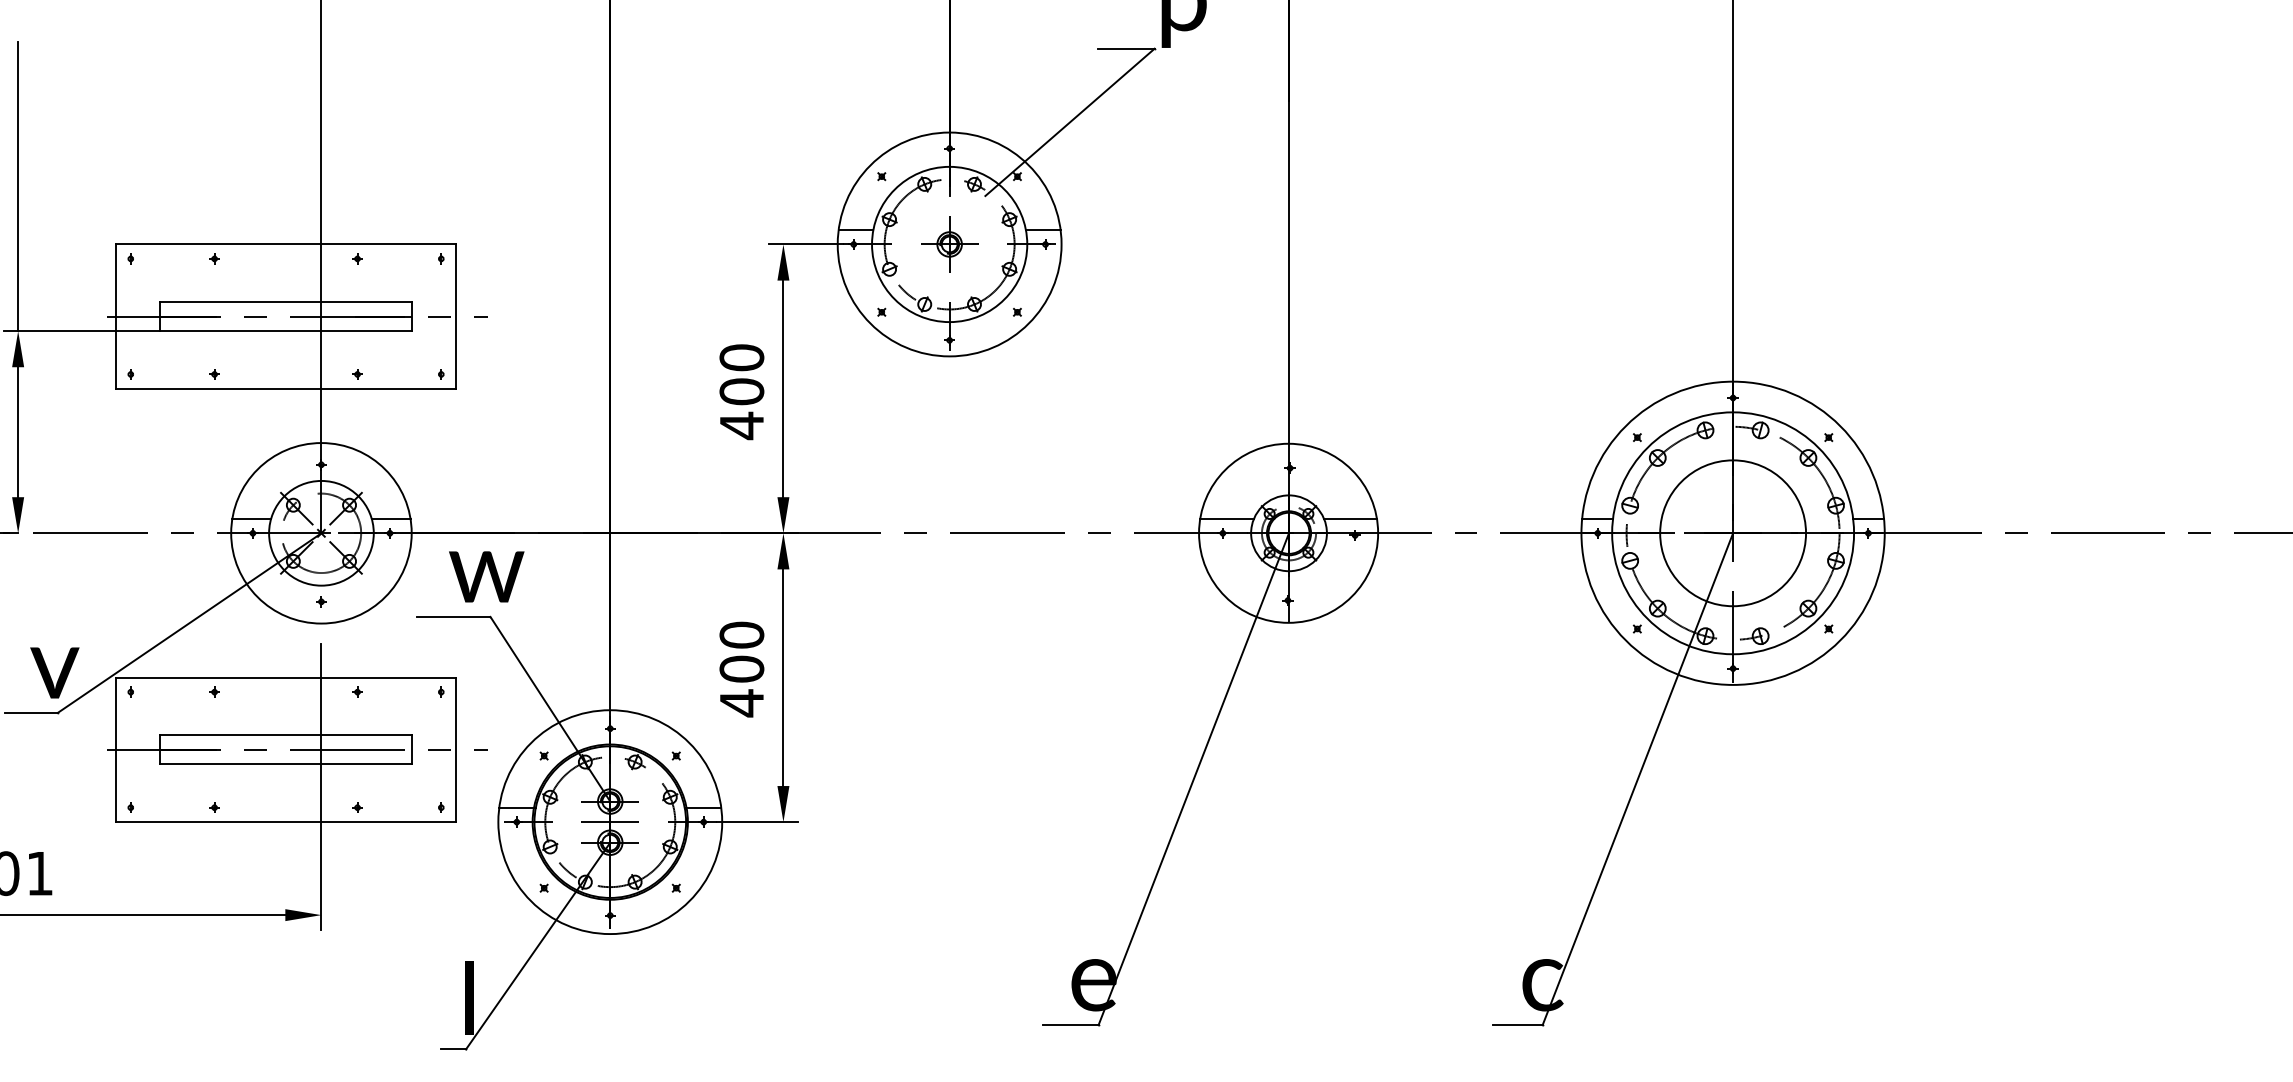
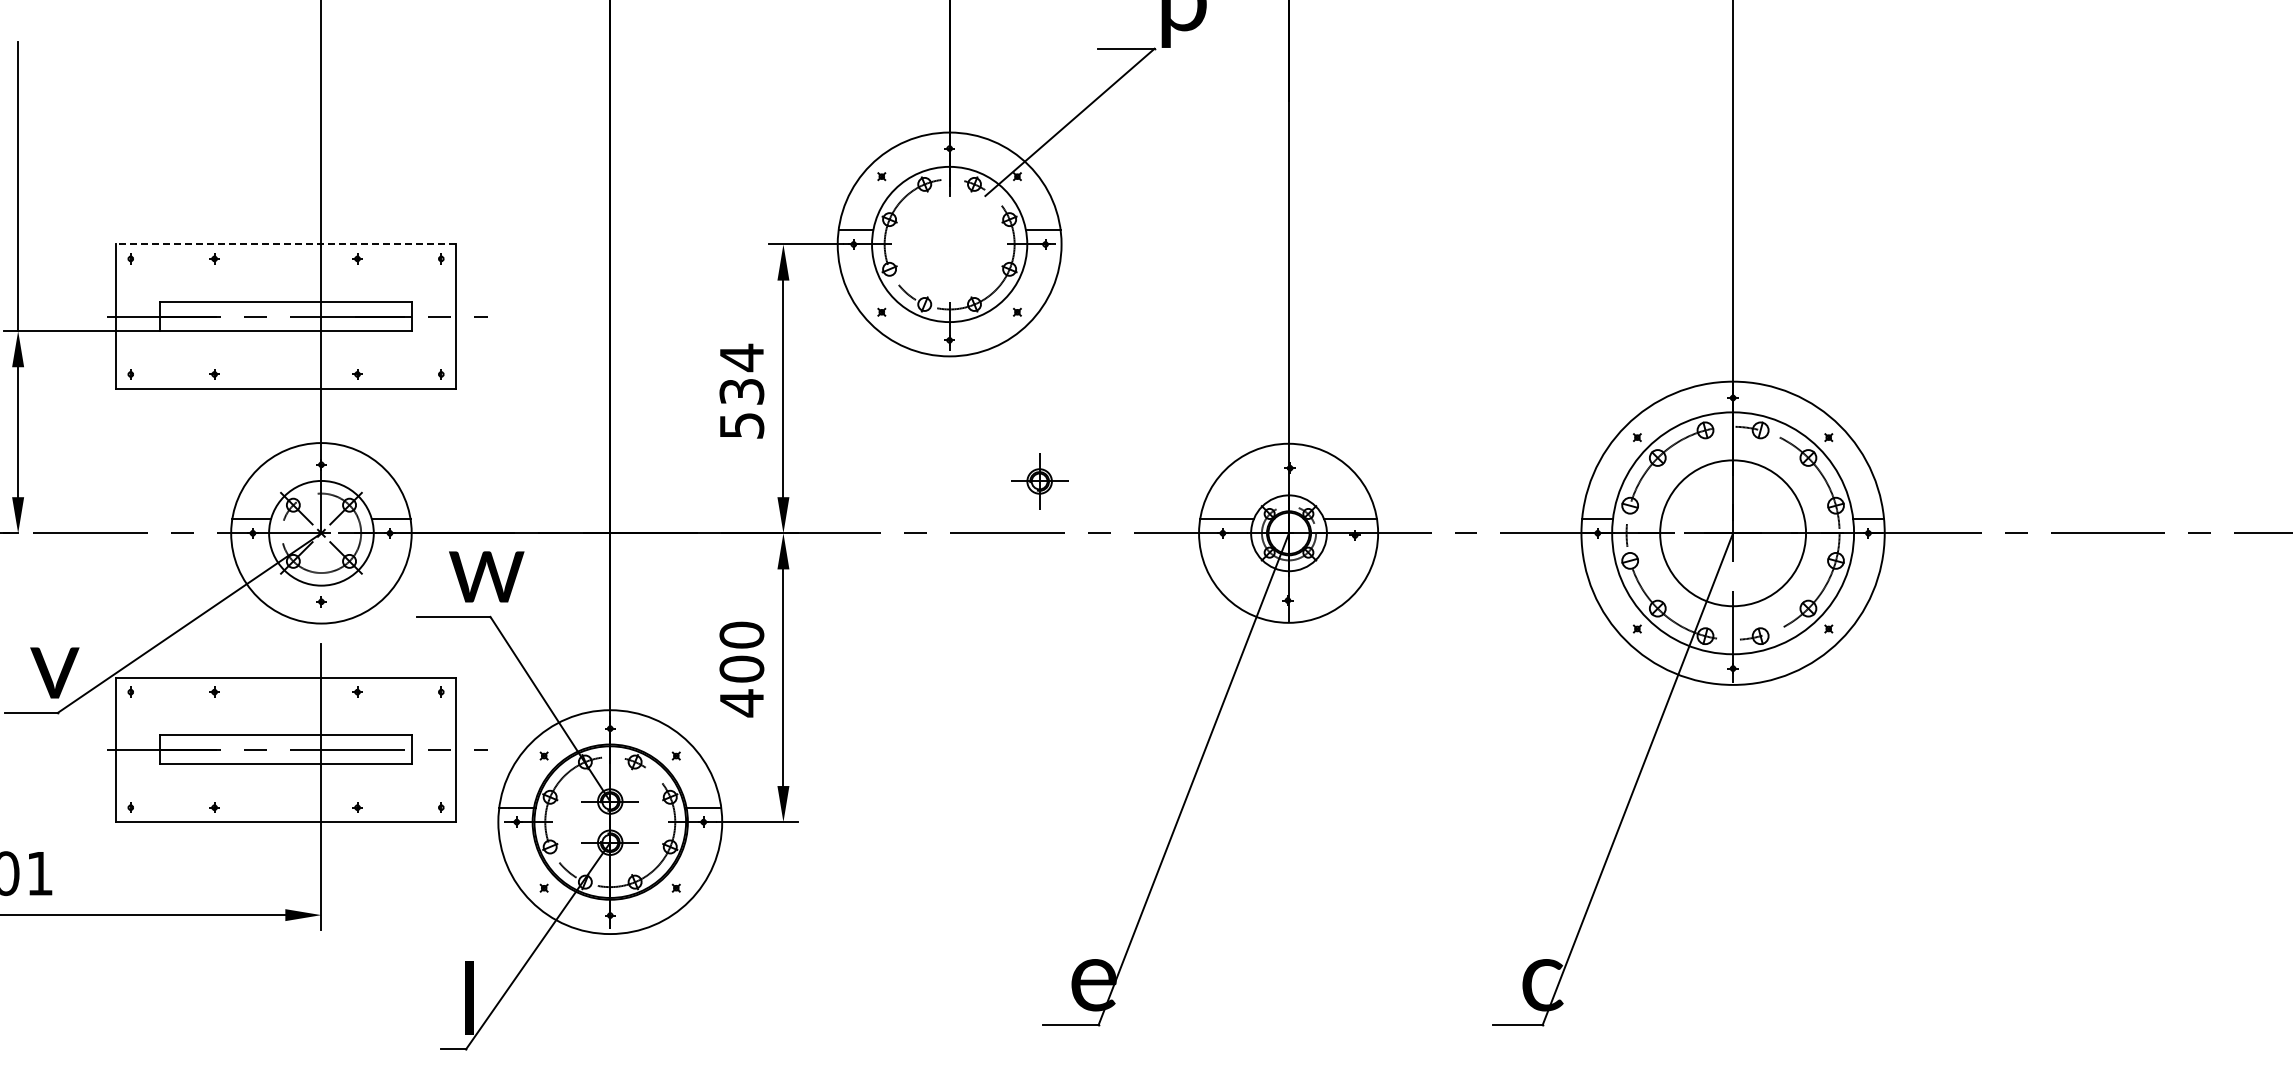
line: solid -> dashed (286, 244)
part position: (949, 244) -> (1039, 481) (1039, 481)
text: 400 -> 534 (741, 391)
line: present -> none (610, 822)
